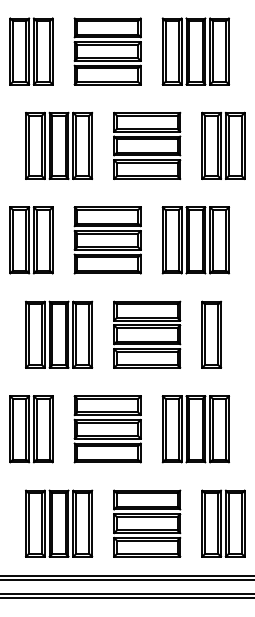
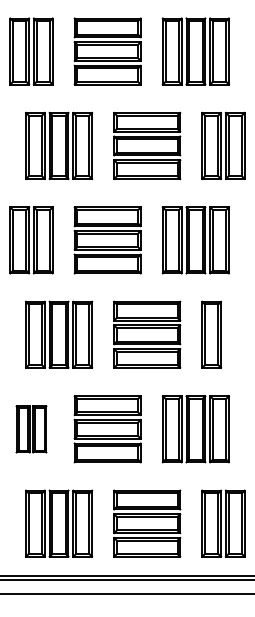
part size: 45x69 px -> 33x49 px (31, 429)
line: present -> none (126, 598)
